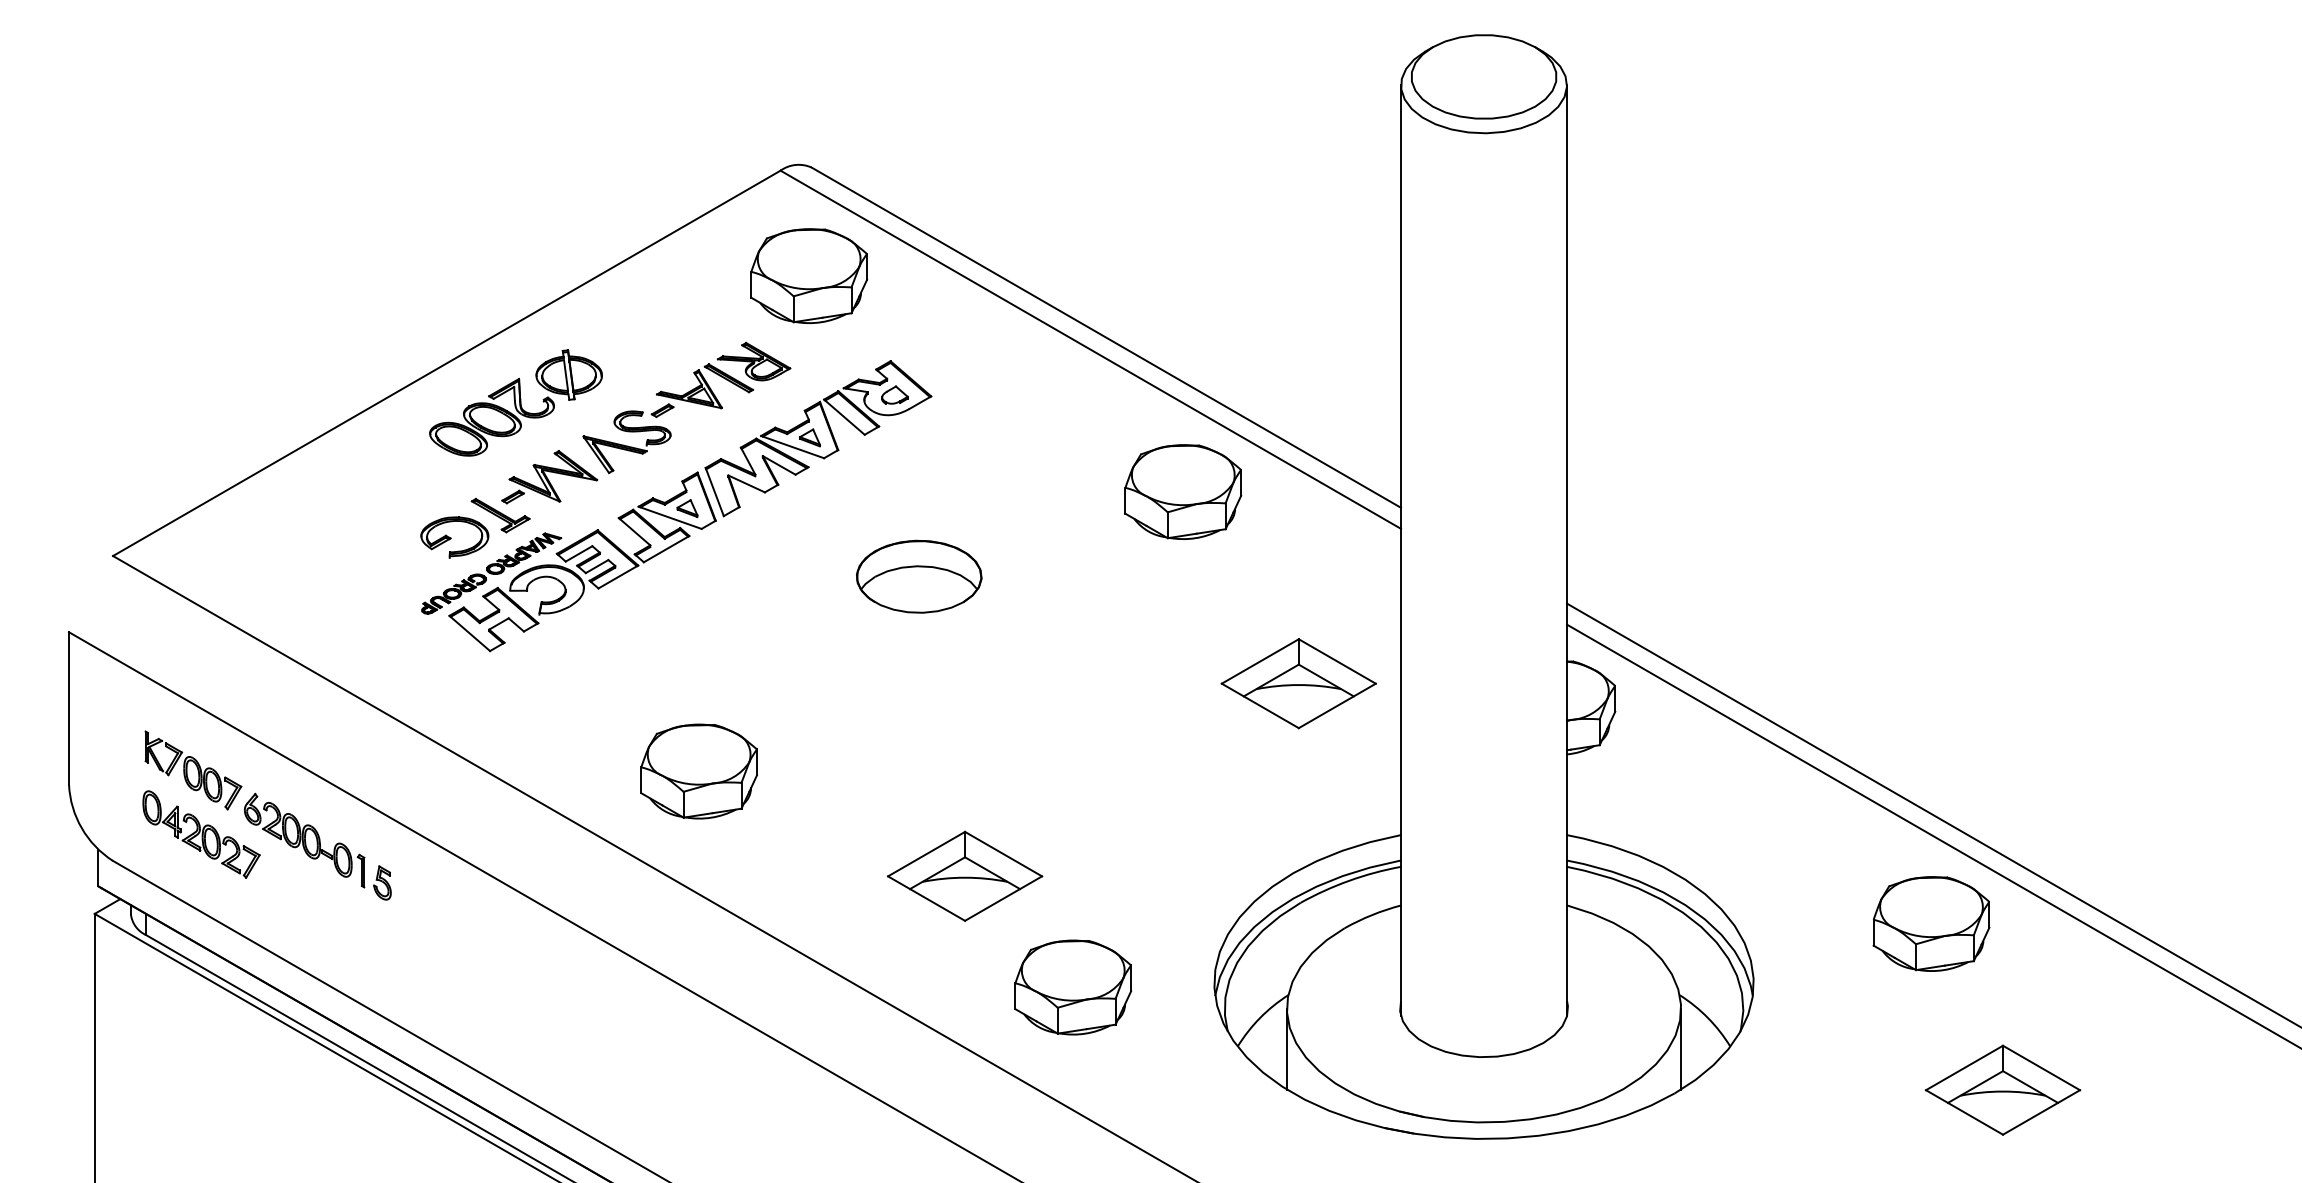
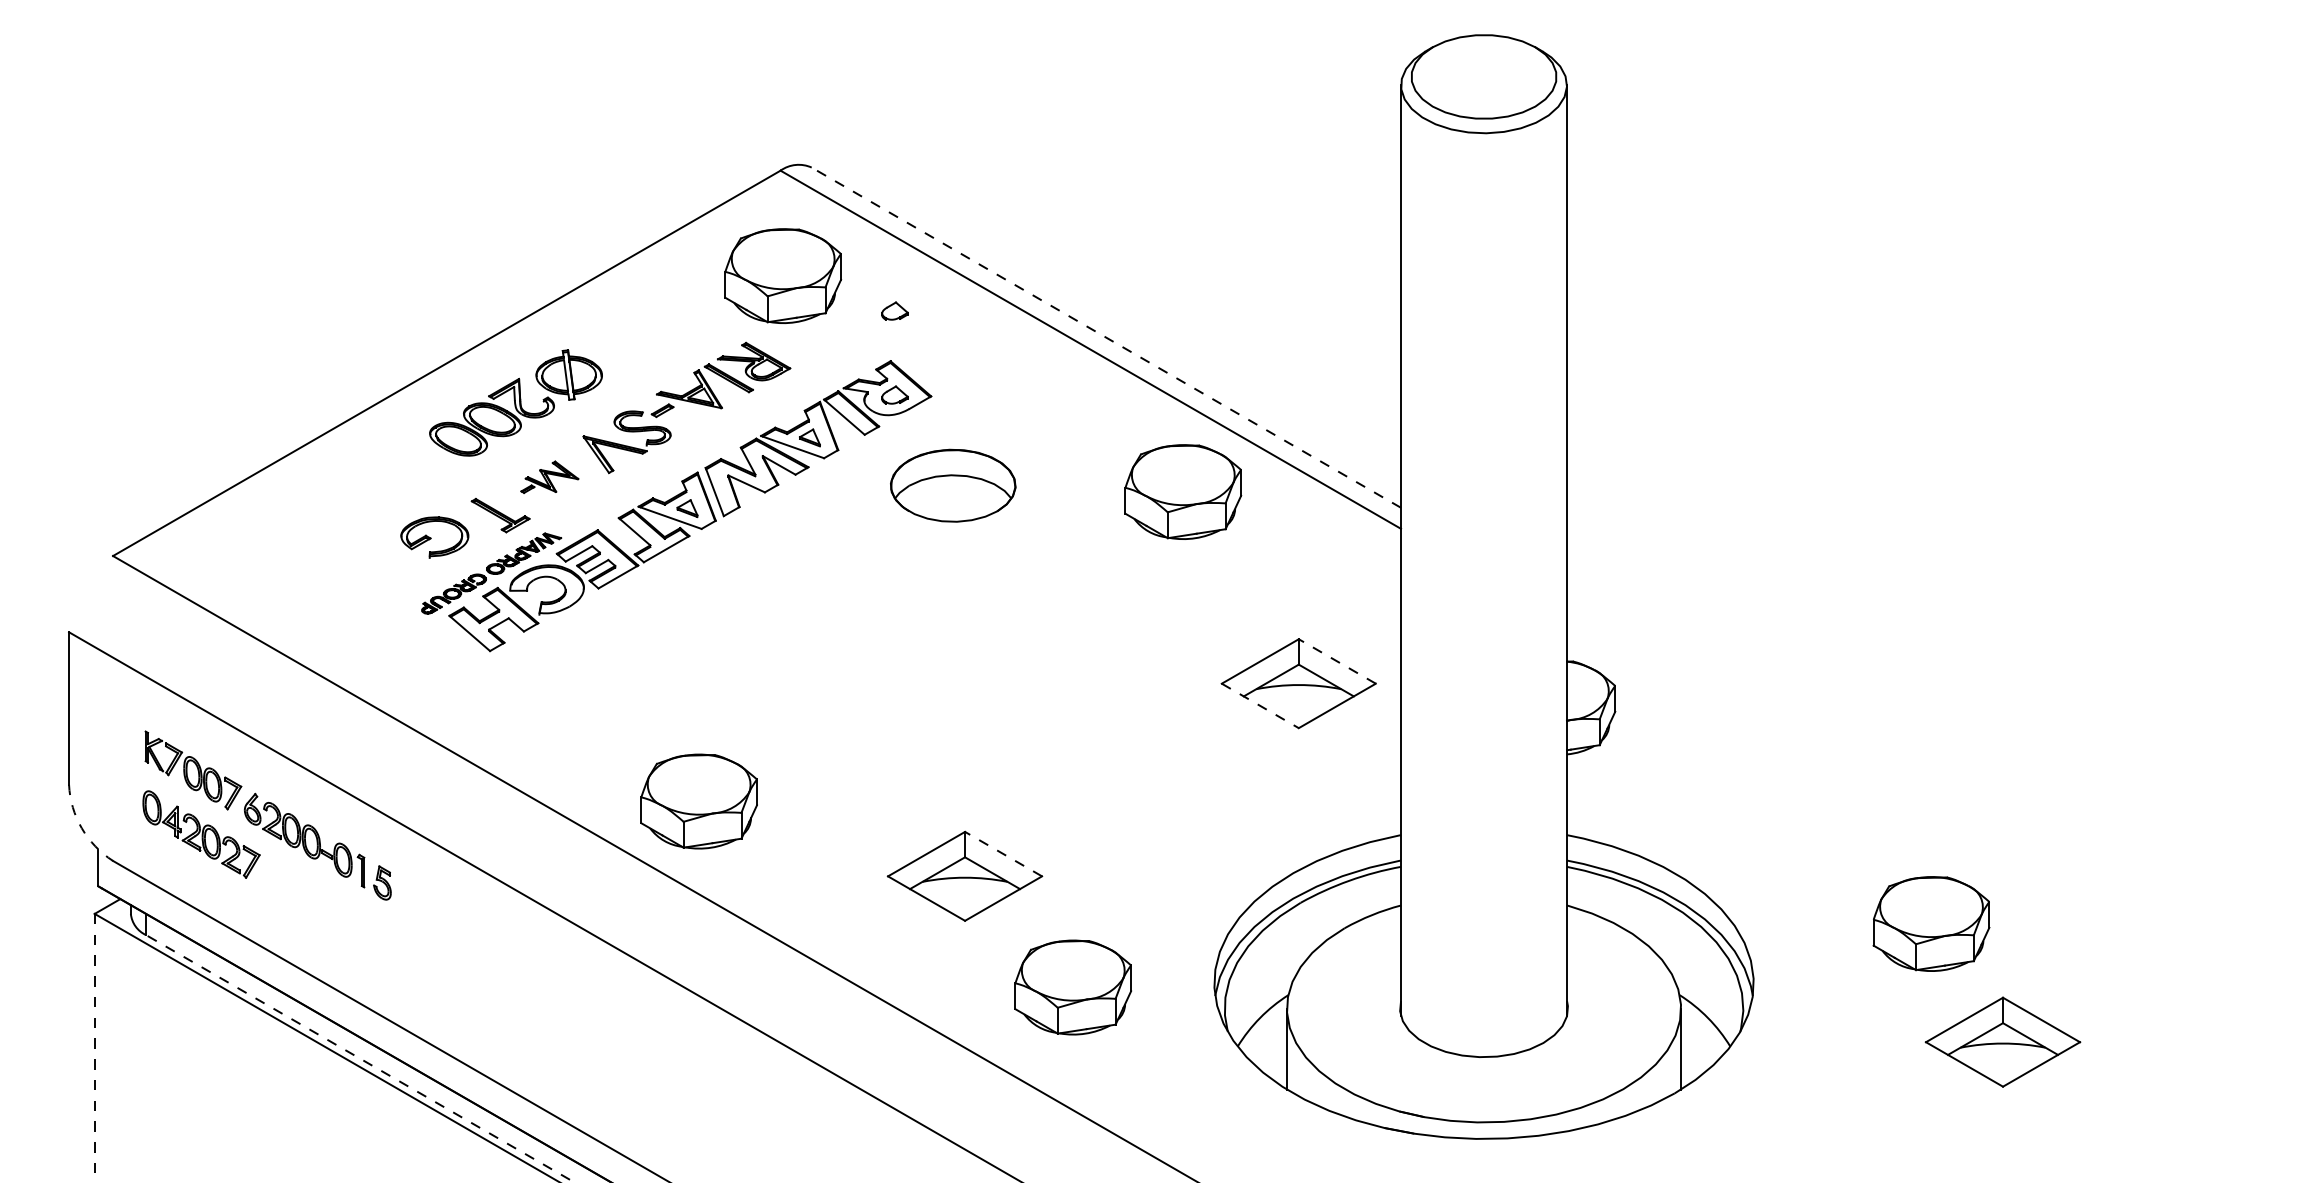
part position: (809, 275) -> (783, 275) (783, 275)
part: none -> present (894, 310)
line: solid -> dashed (1105, 337)
part size: 98x55 px -> 60x34 px (549, 476)
part position: (454, 537) -> (434, 537) (434, 537)
part position: (919, 576) -> (953, 485) (953, 485)
line: solid -> dashed (1336, 661)
line: solid -> dashed (1260, 706)
part position: (698, 771) -> (698, 801) (698, 801)
line: present -> none (1932, 814)
arc: solid -> dashed (81, 828)
line: present -> none (1932, 835)
line: solid -> dashed (1003, 853)
line: solid -> dashed (94, 1048)
line: solid -> dashed (359, 1058)
part position: (2002, 1089) -> (2002, 1041) (2002, 1041)
